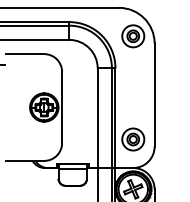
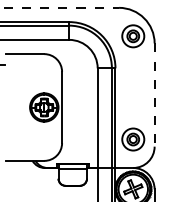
line: solid -> dashed (60, 7)
line: solid -> dashed (154, 95)
